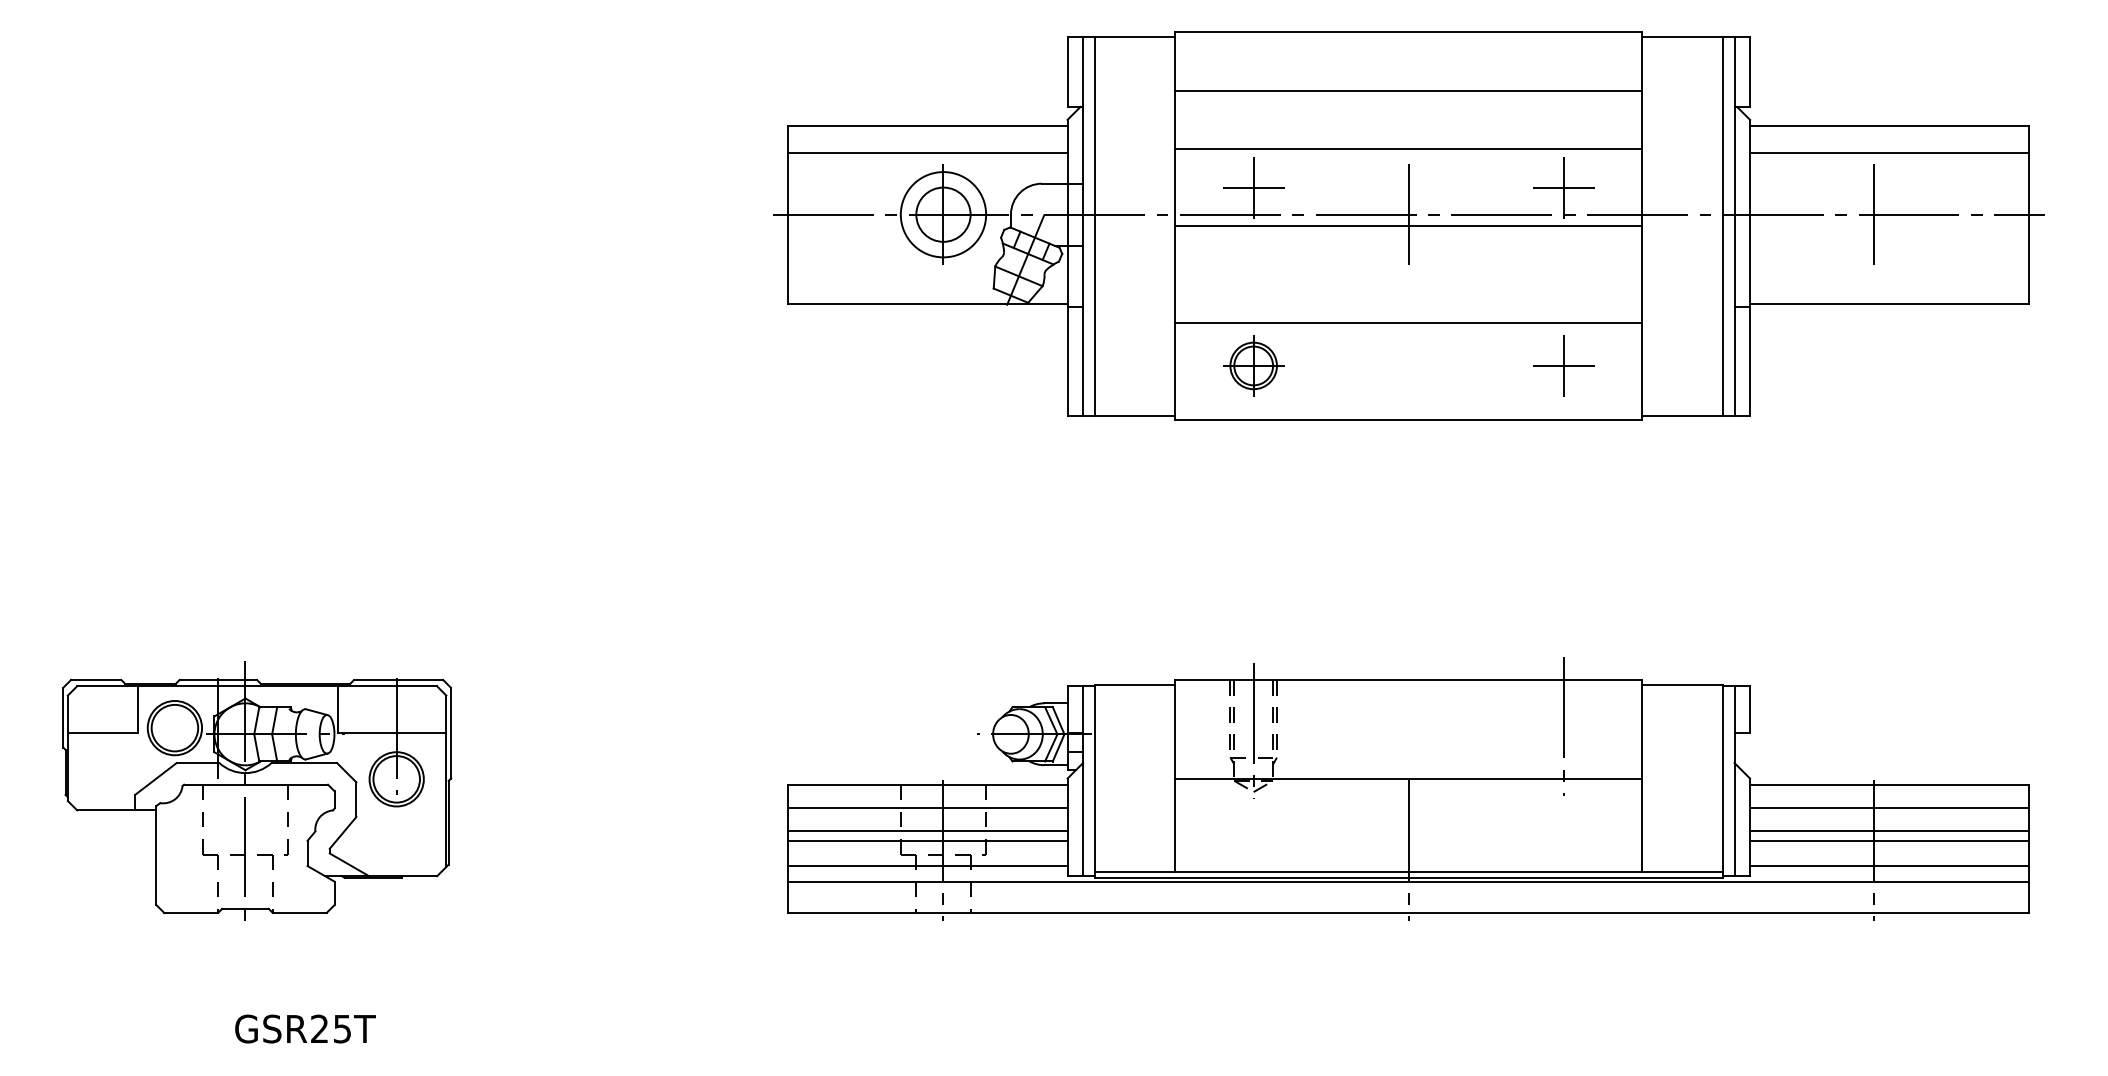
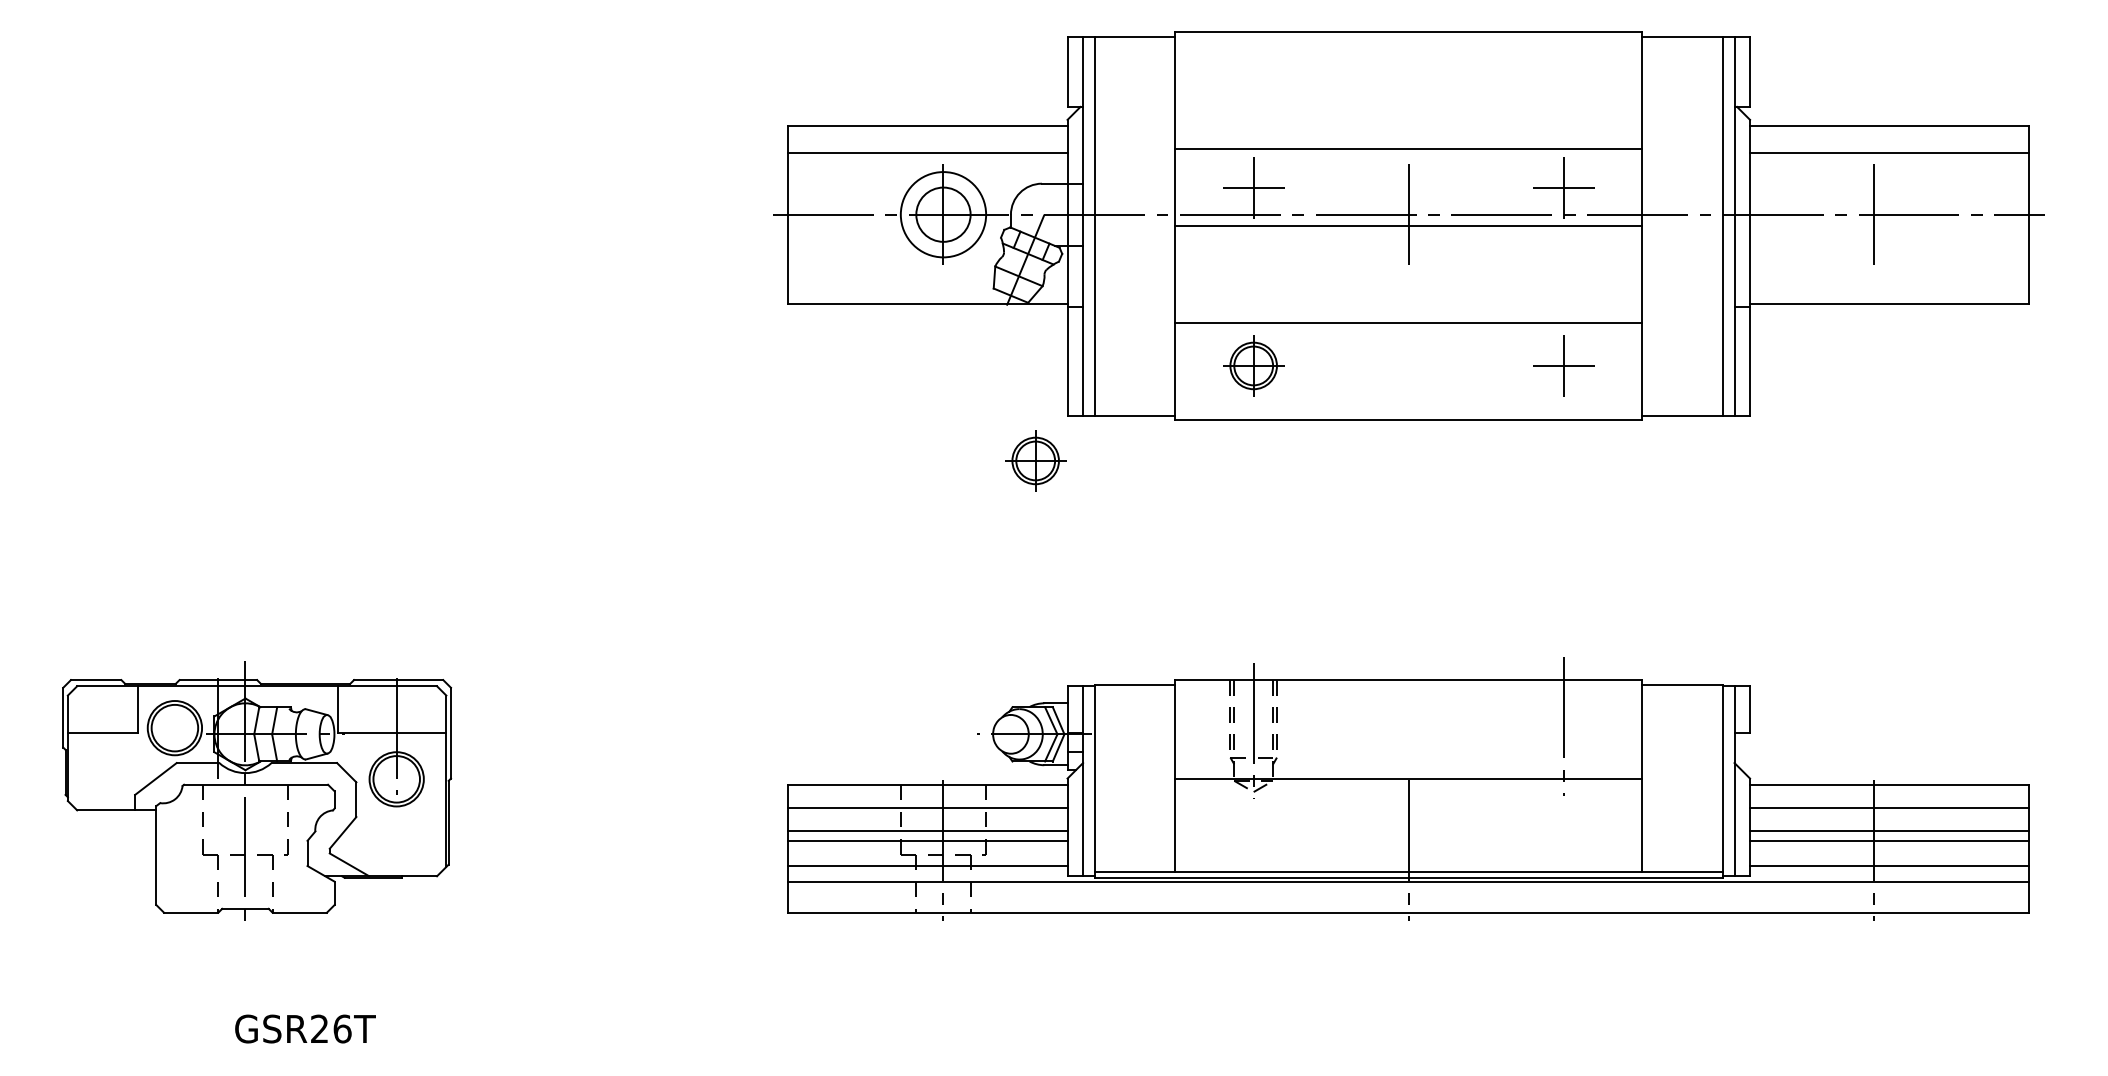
line: present -> none (1408, 90)
part: none -> present (1035, 460)
text: GSR25T -> GSR26T (342, 1028)
